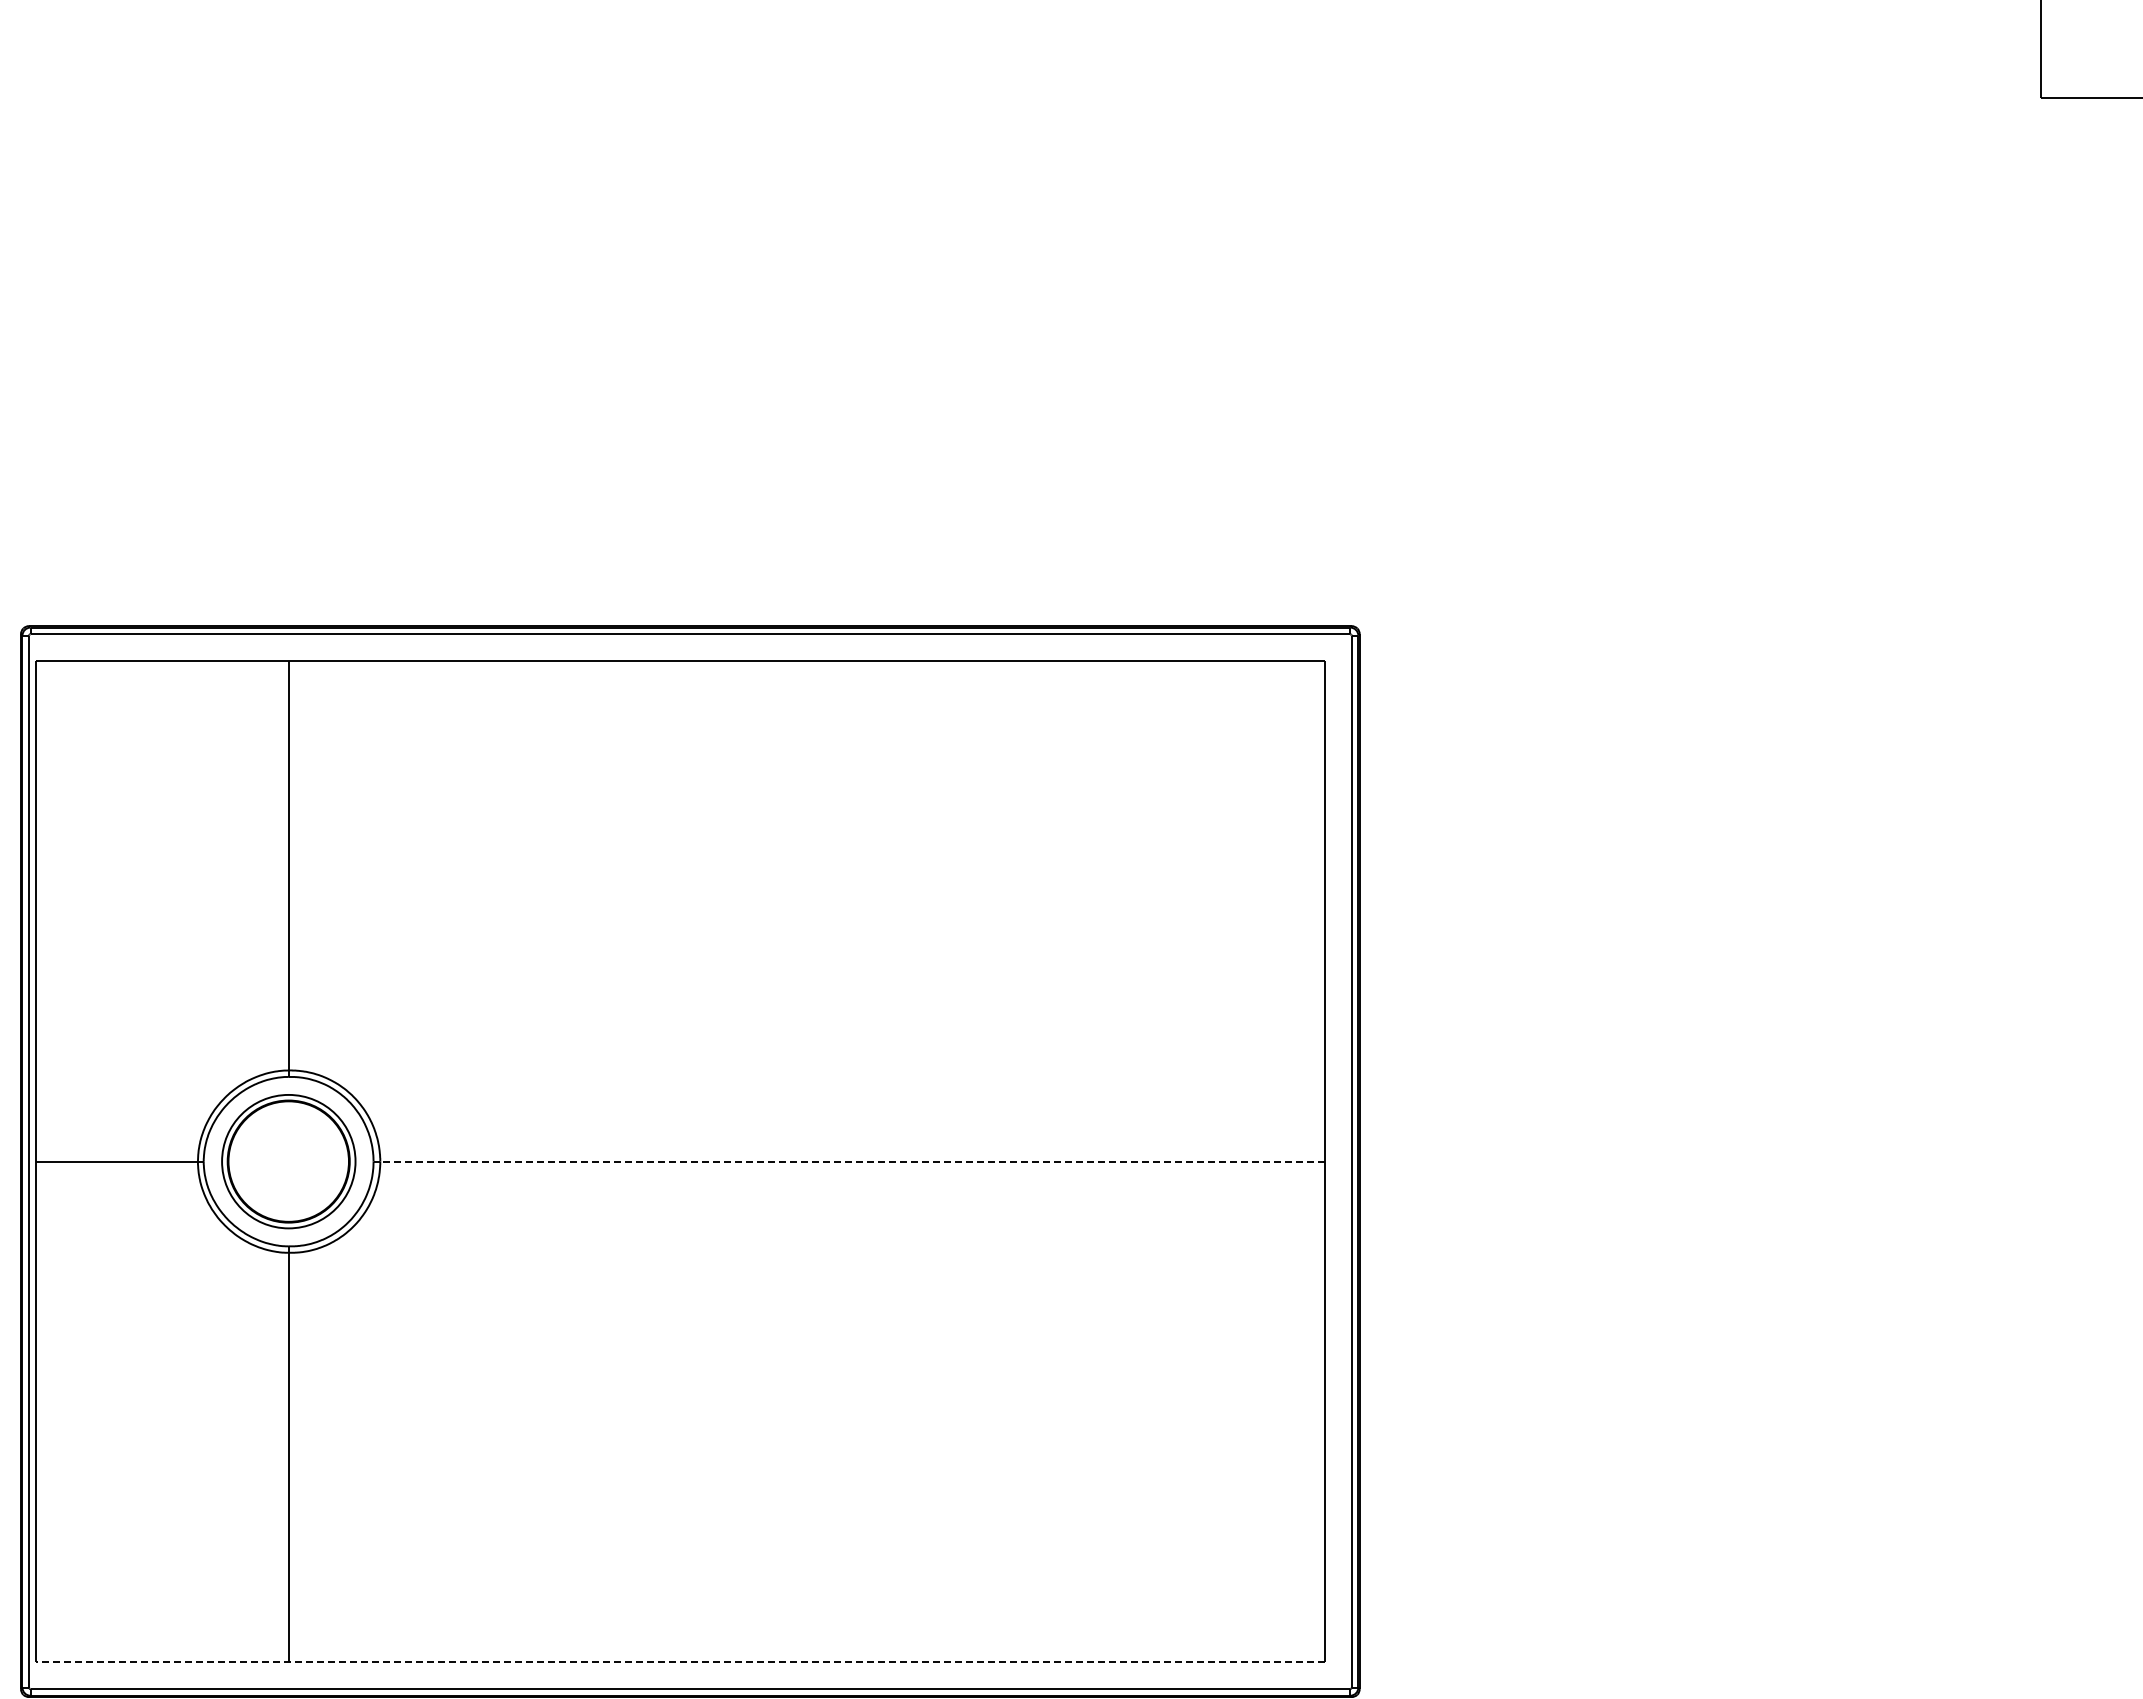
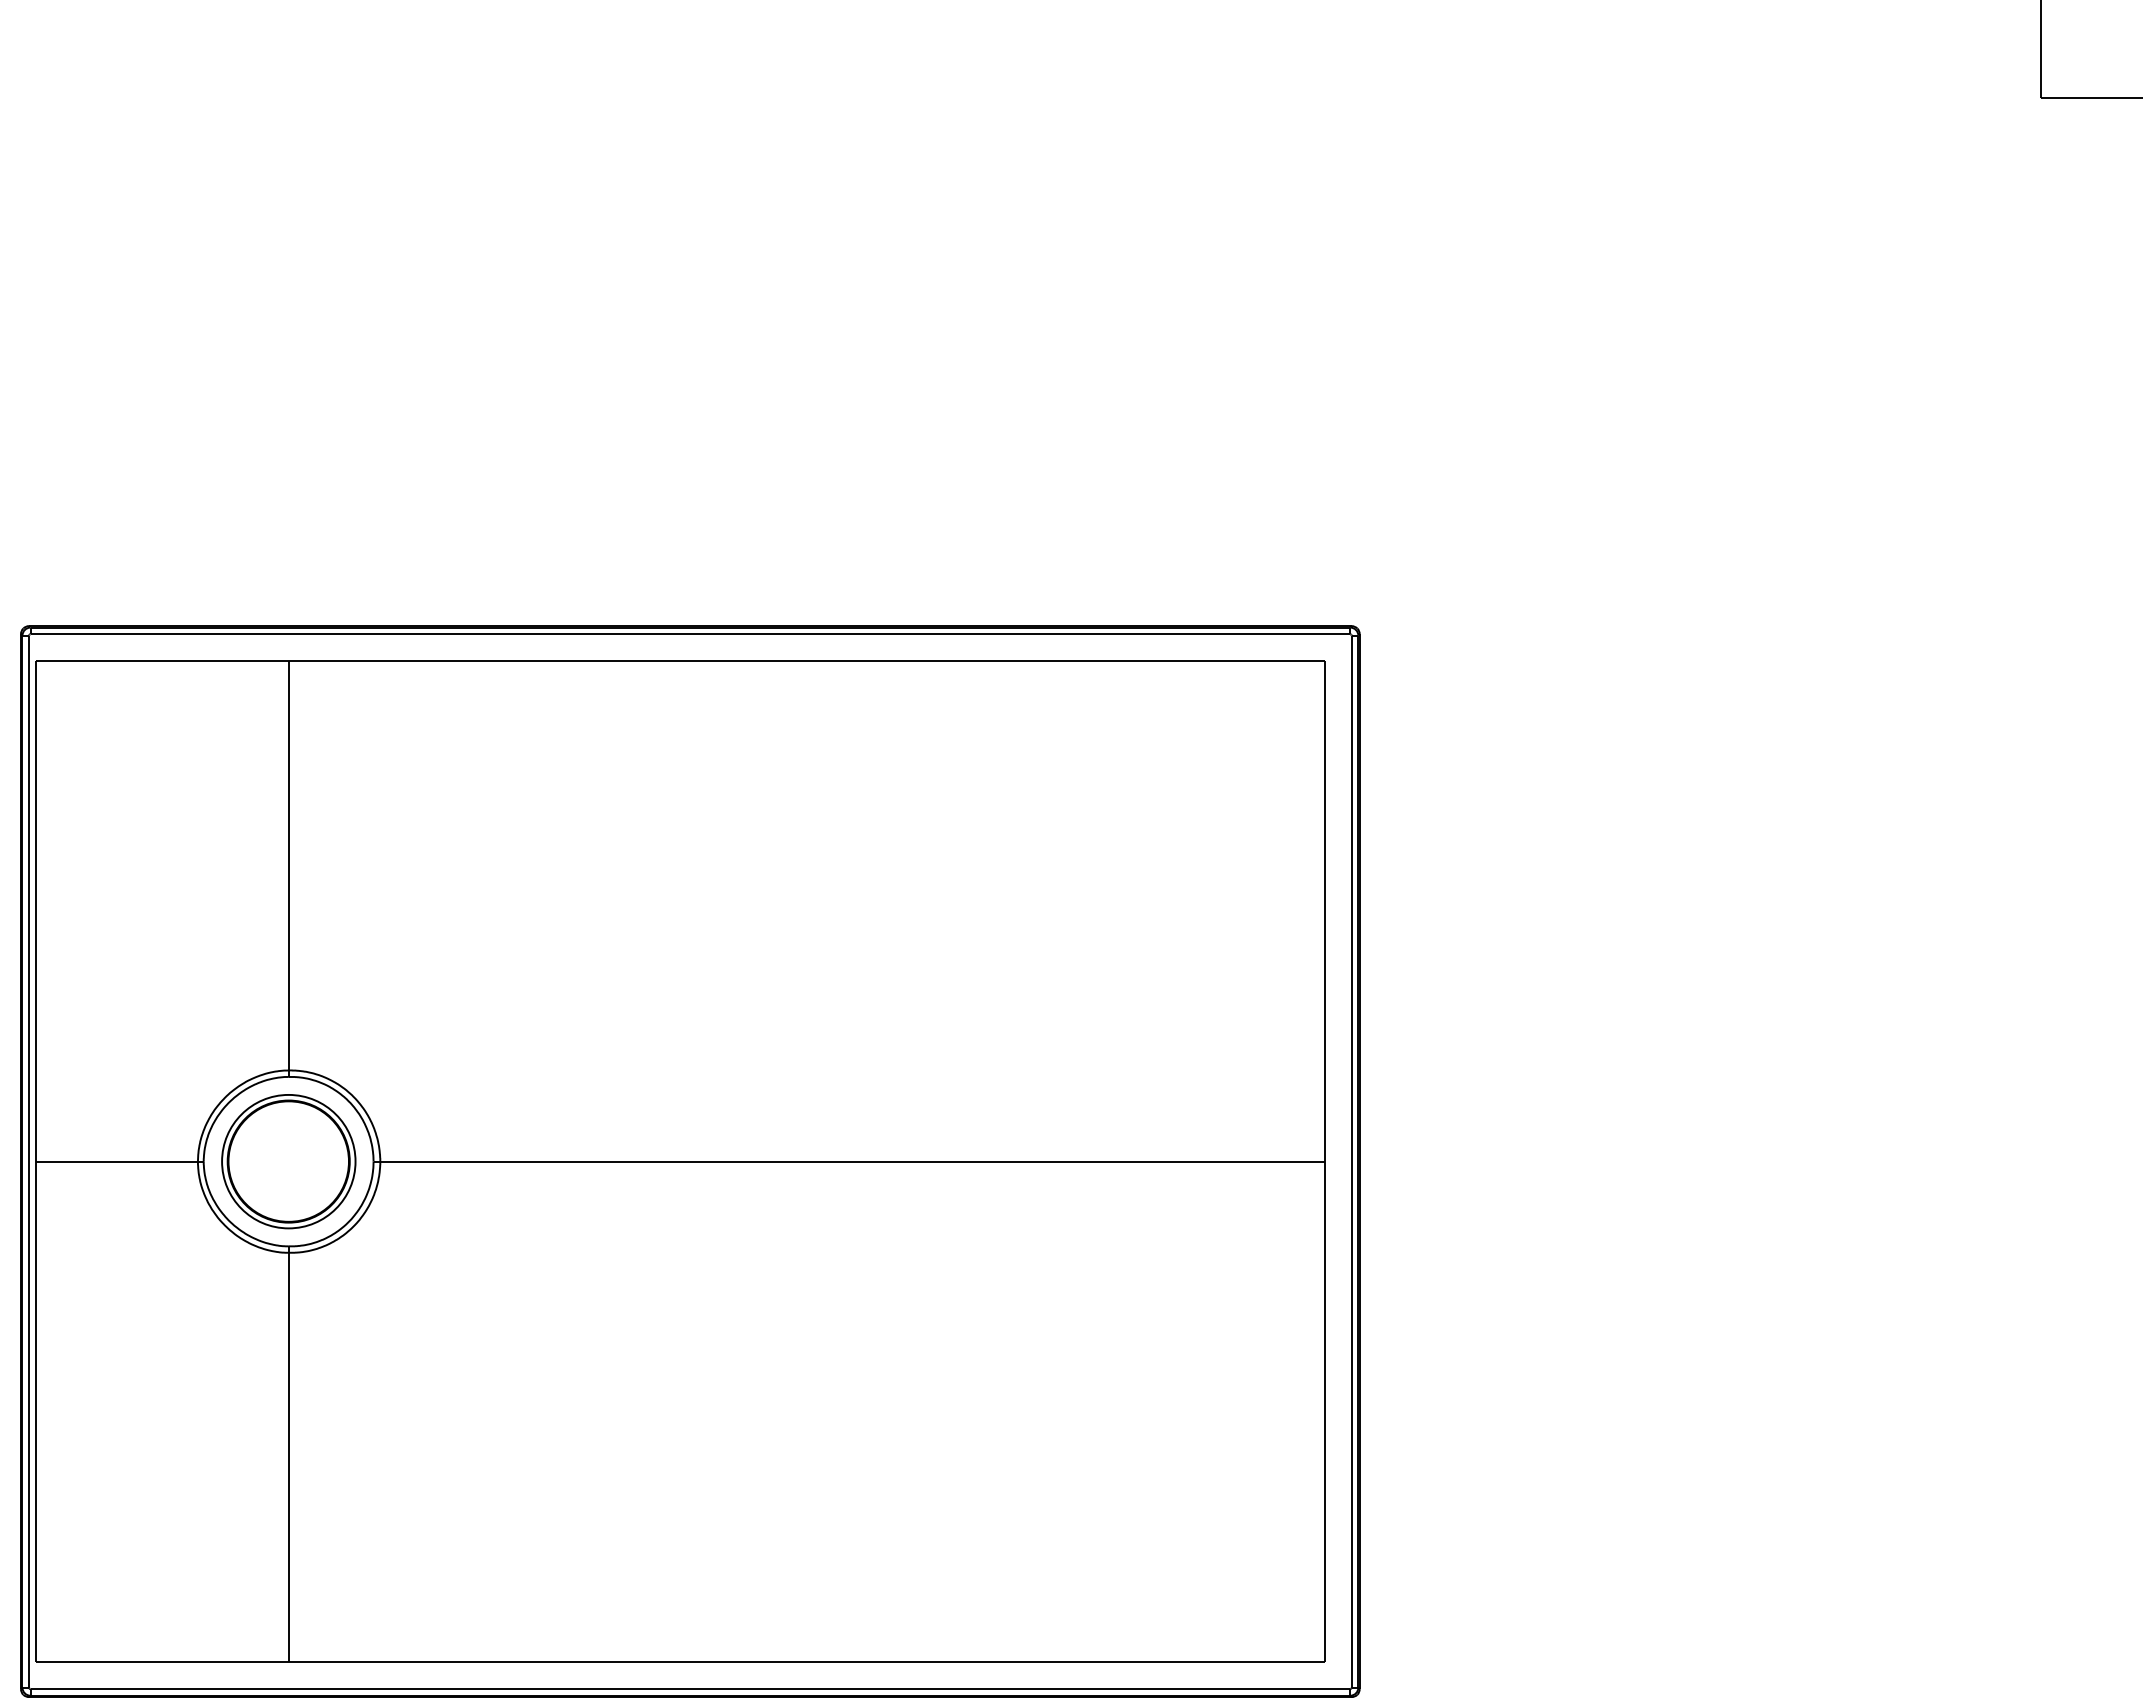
line: dashed -> solid (851, 1161)
line: dashed -> solid (679, 1662)
